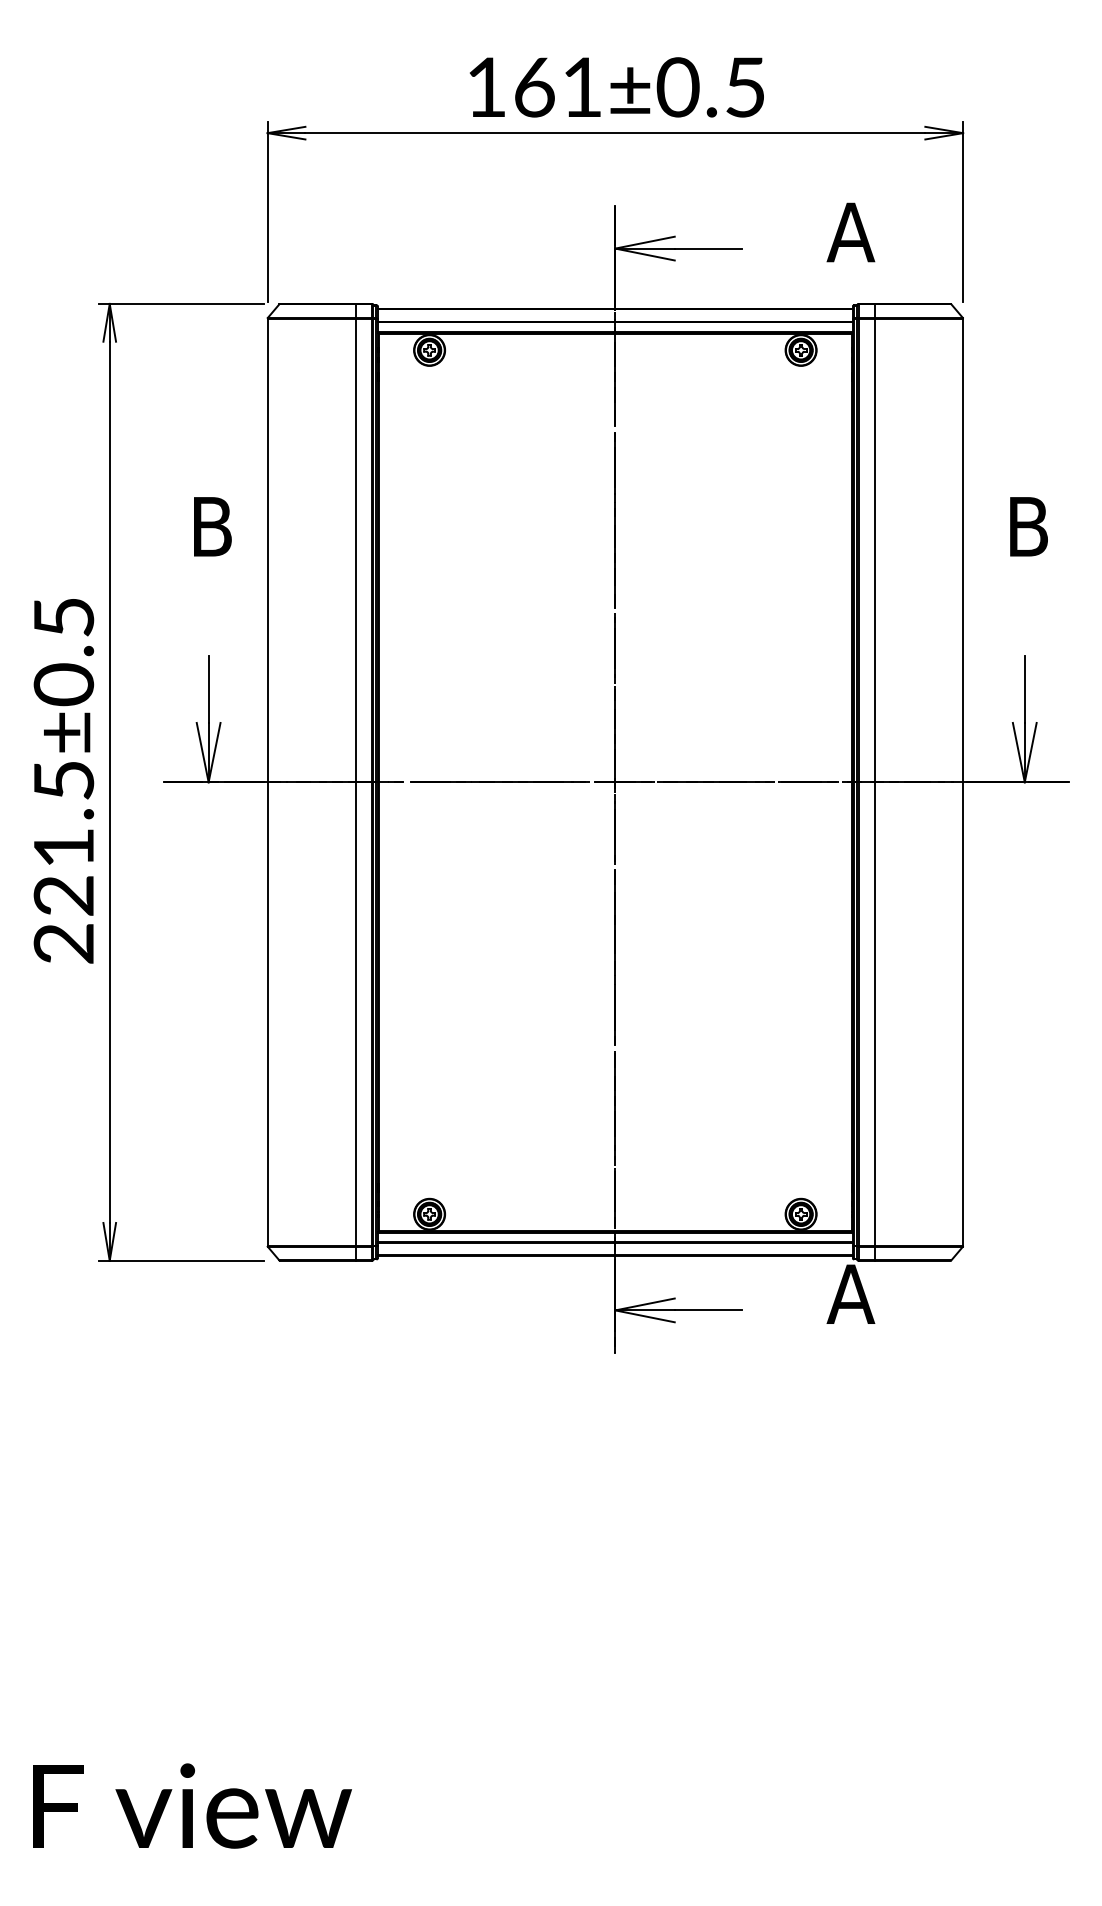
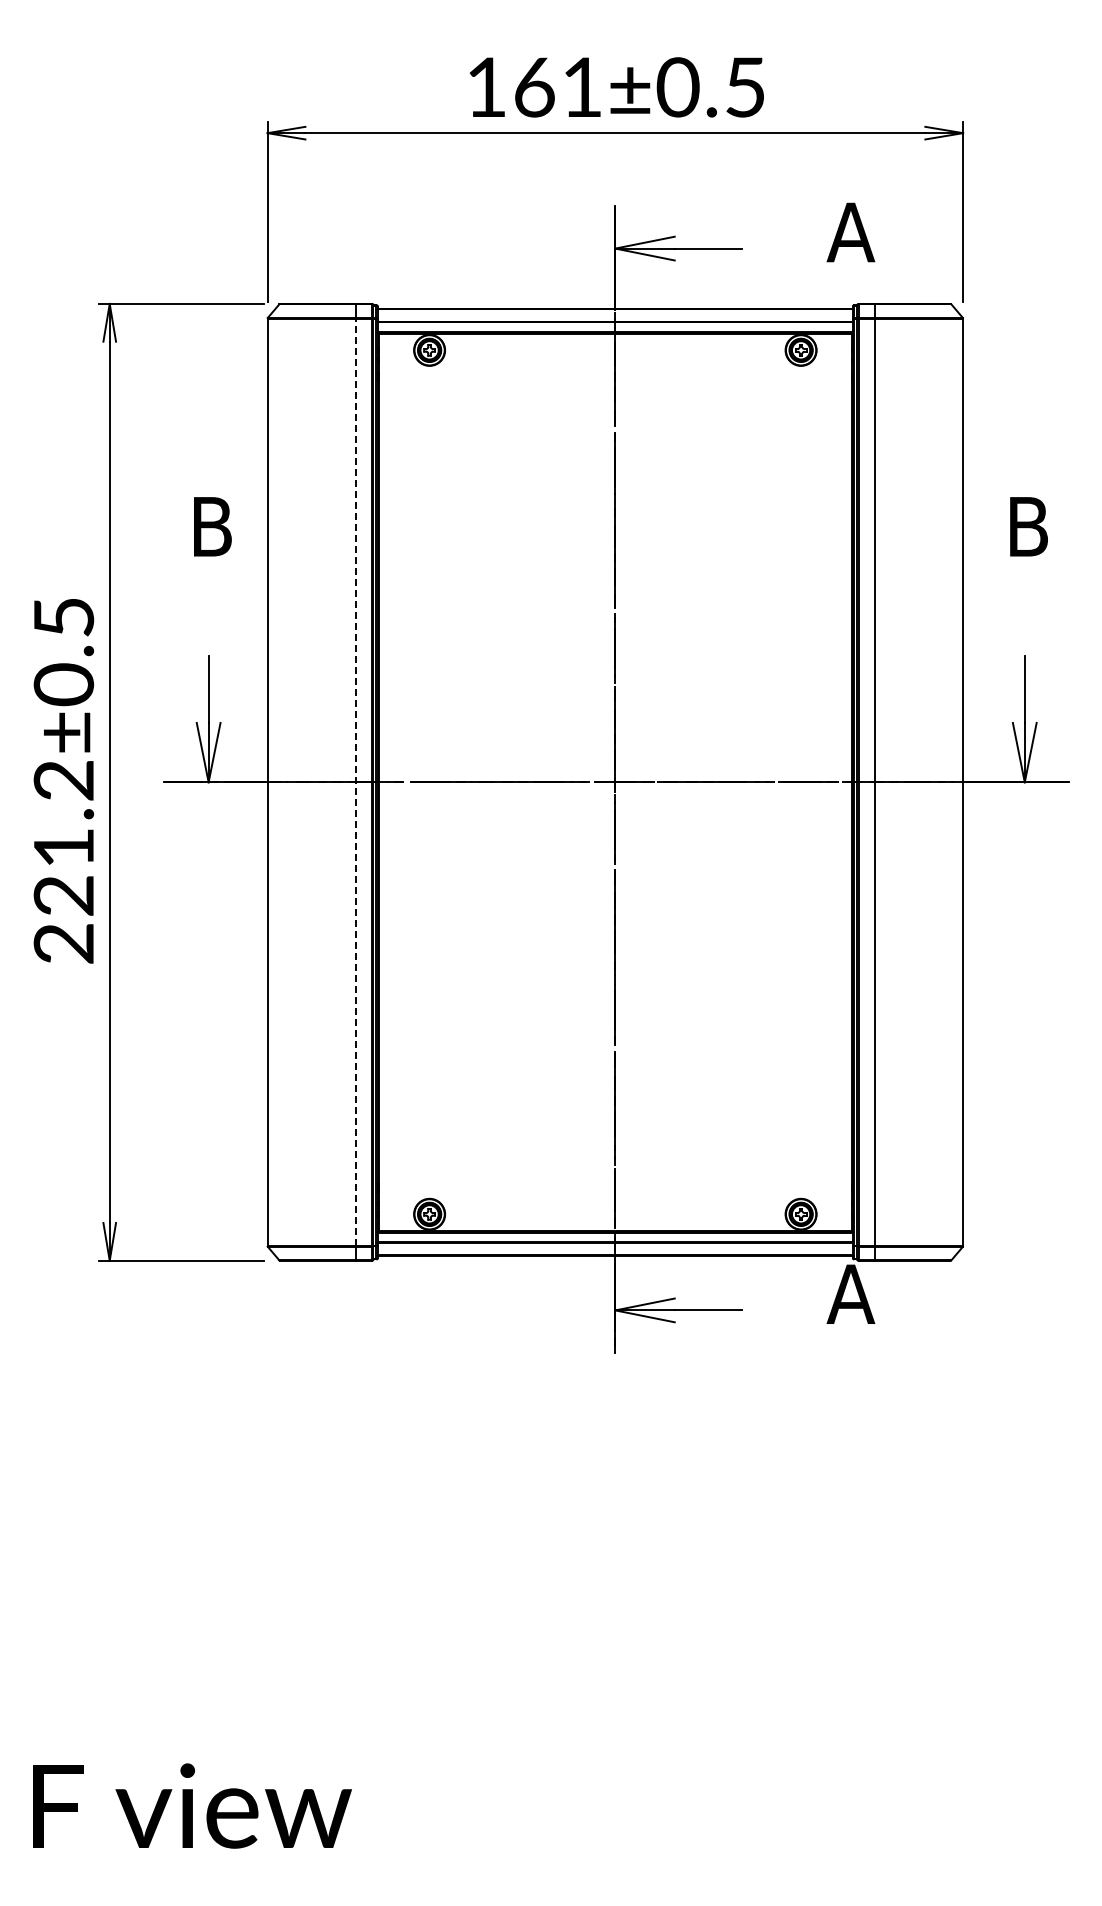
text: 221.5±0.5 -> 221.2±0.5 (63, 780)
line: solid -> dashed (356, 782)
